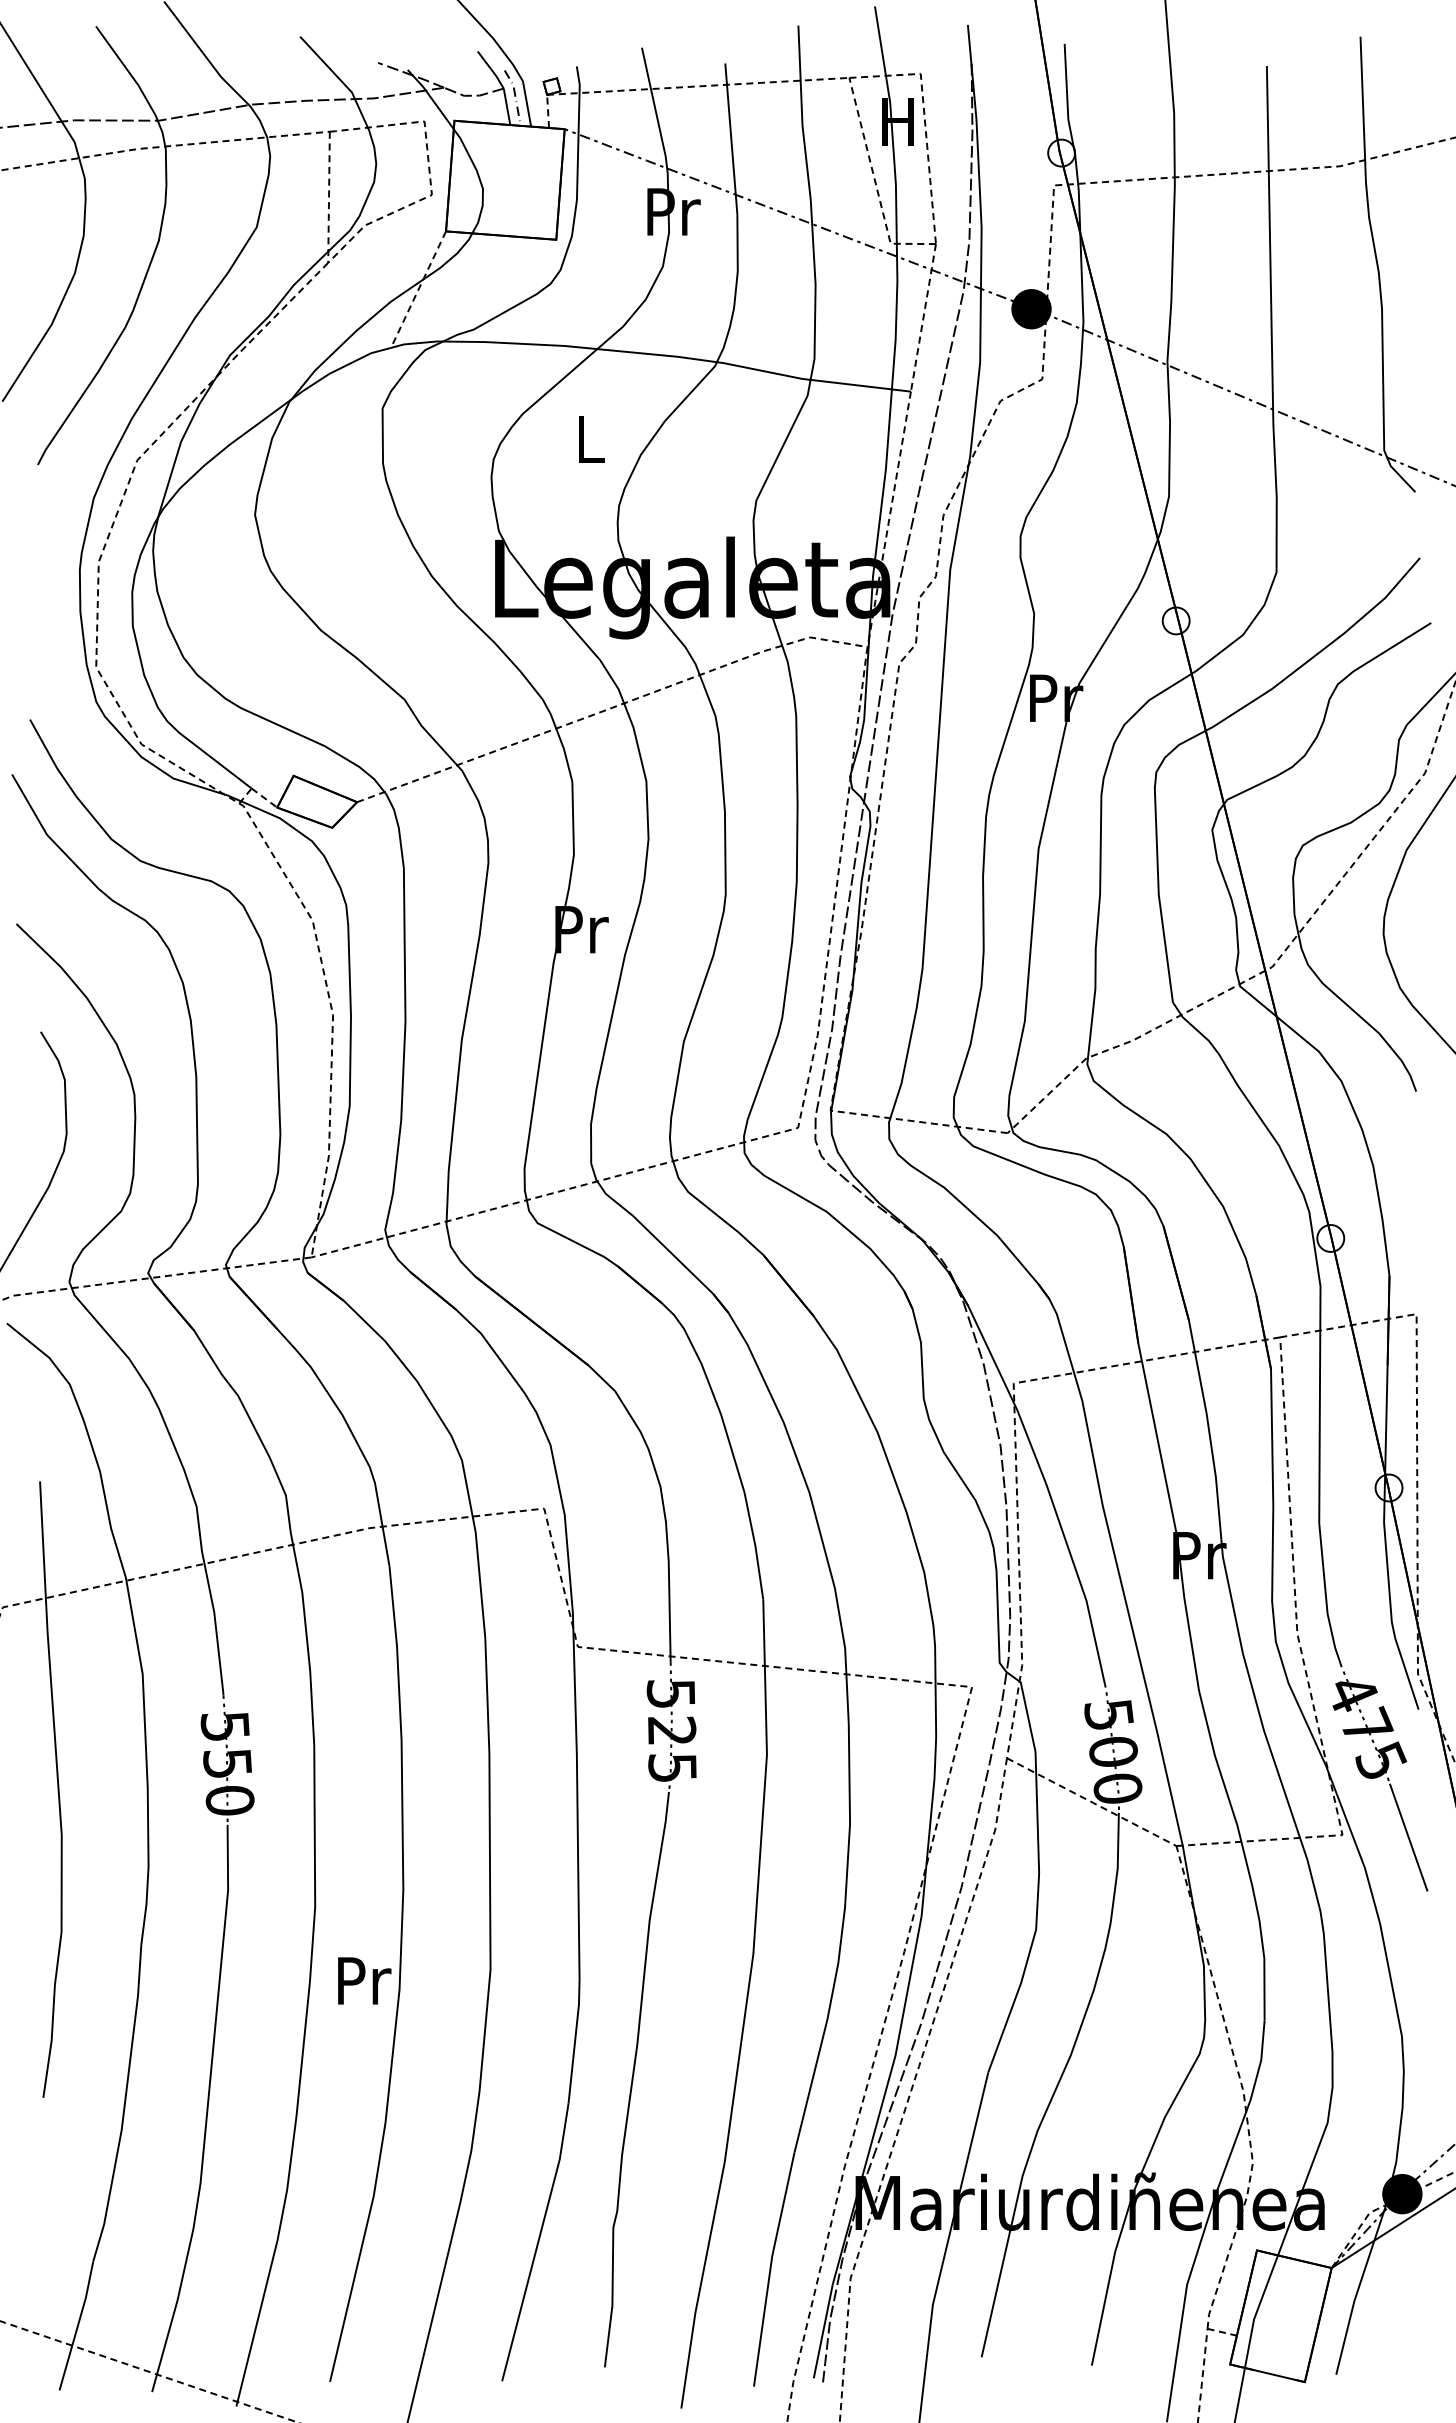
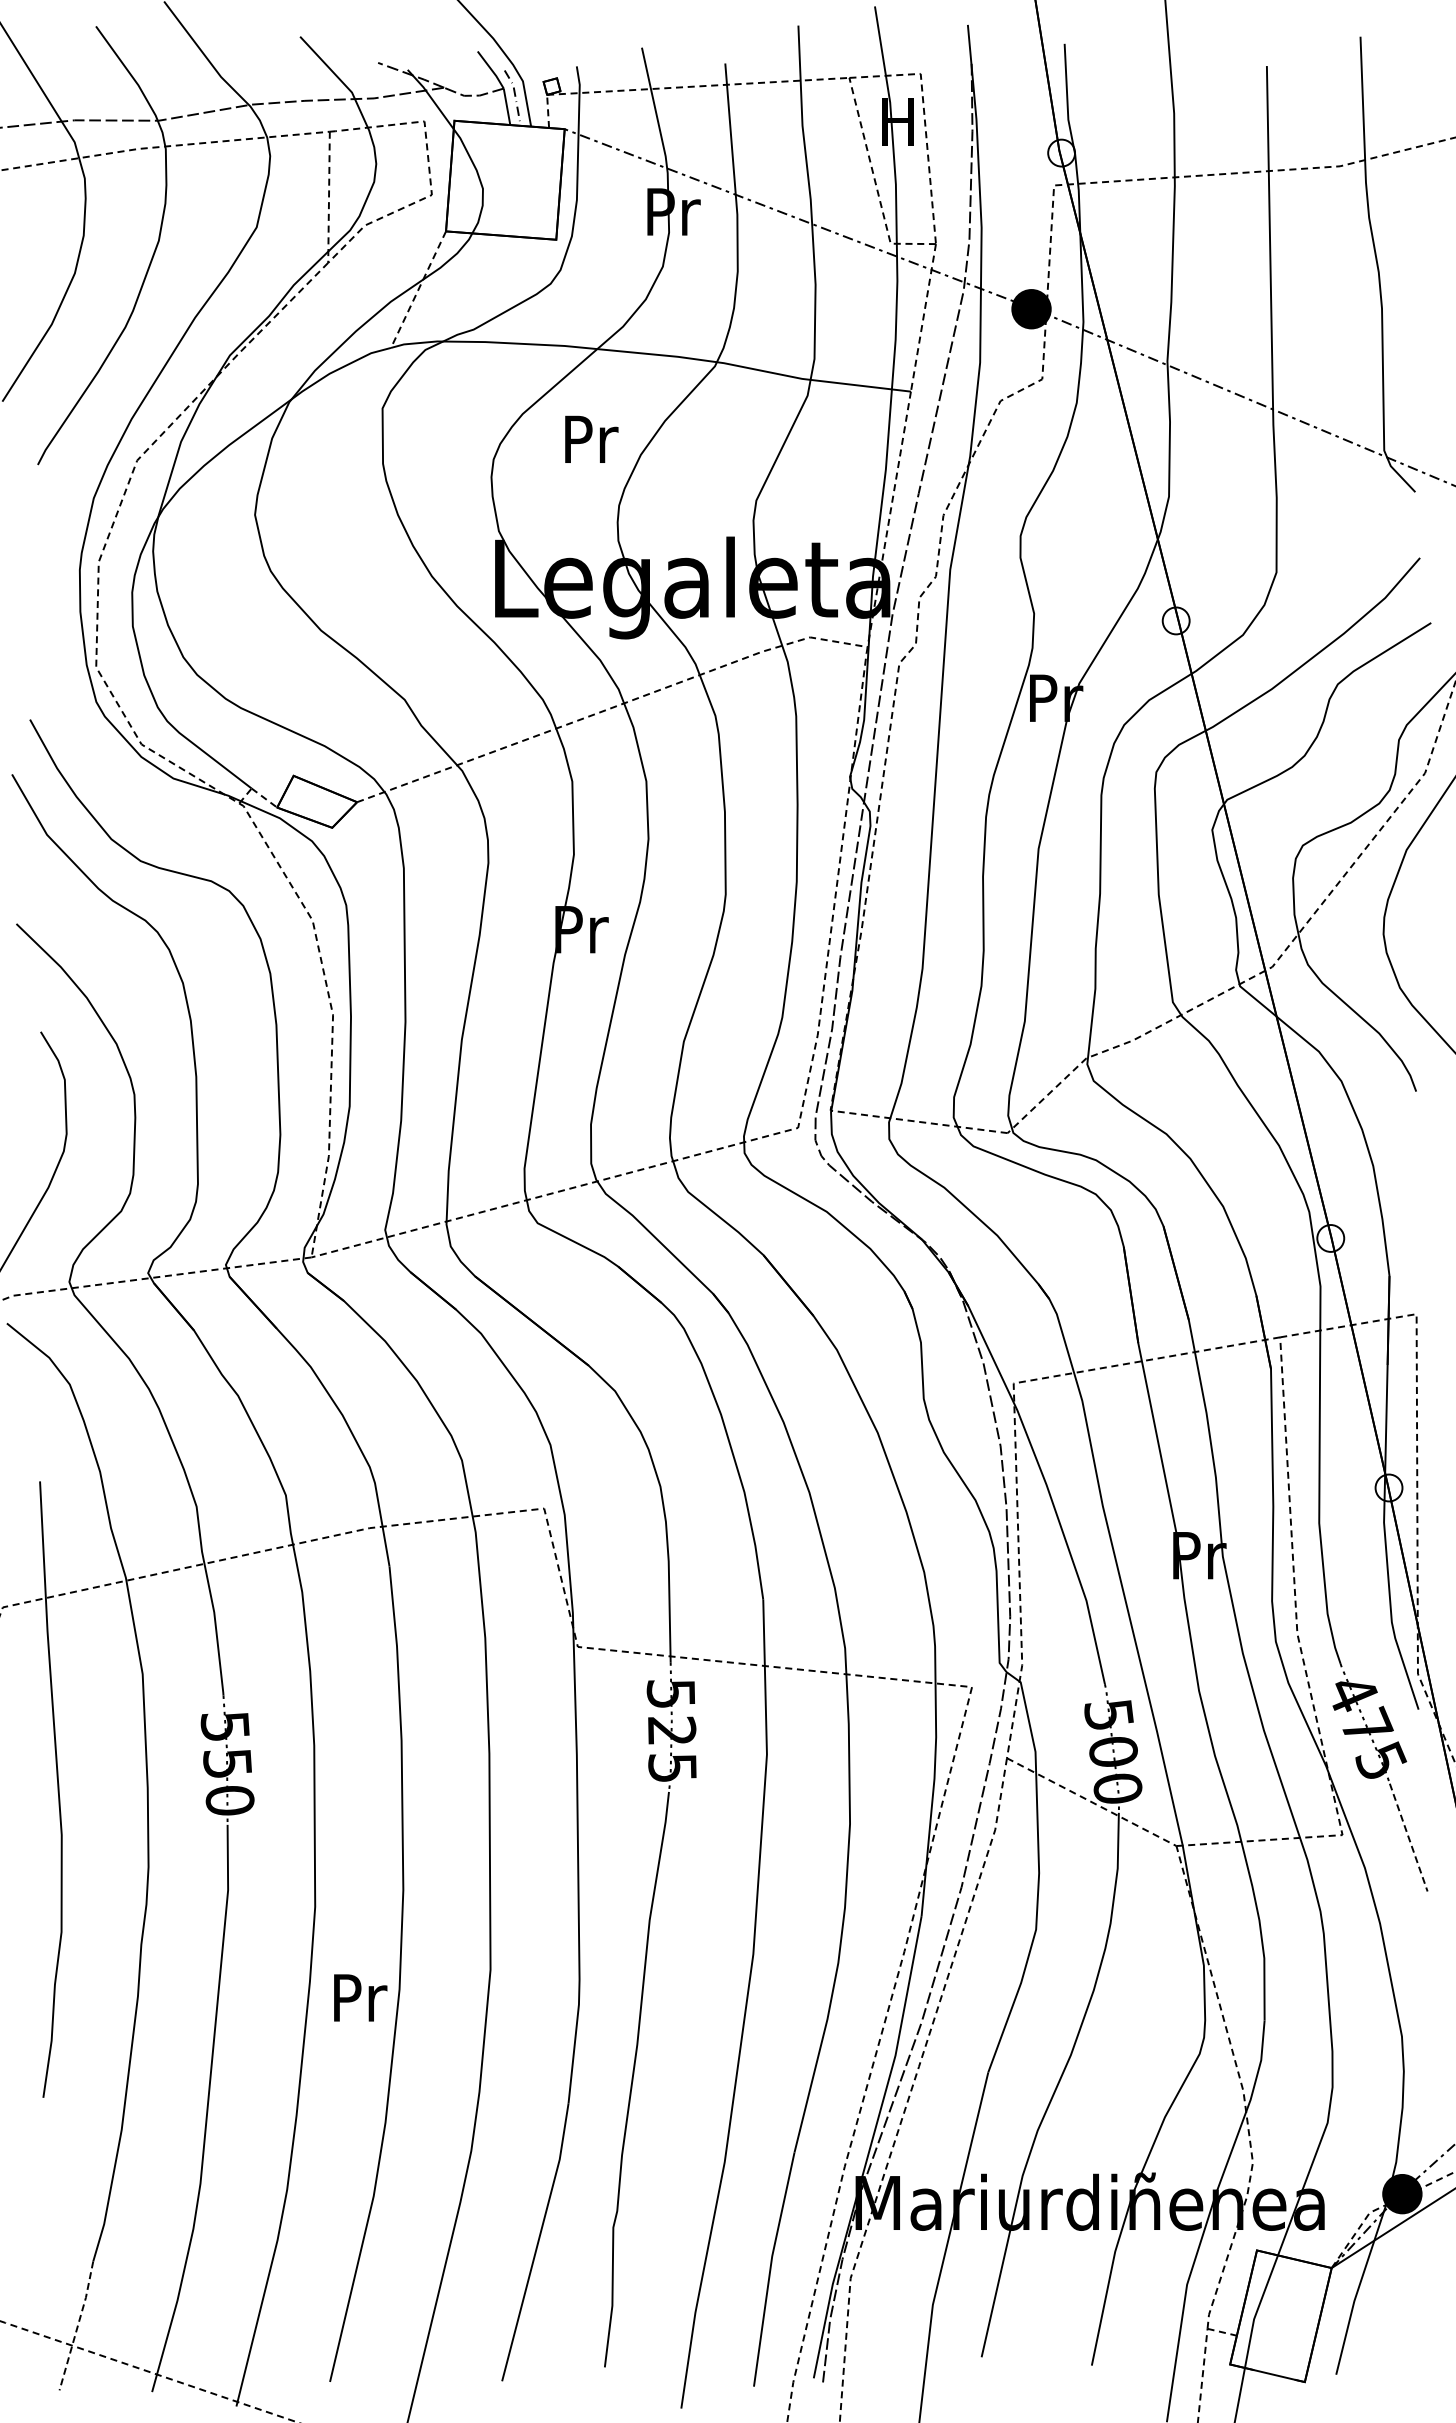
text: L -> Pr (591, 438)
line: solid -> dashed (1408, 1838)
text position: (364, 1980) -> (360, 1997) (360, 1997)
line: solid -> dashed (78, 2325)
